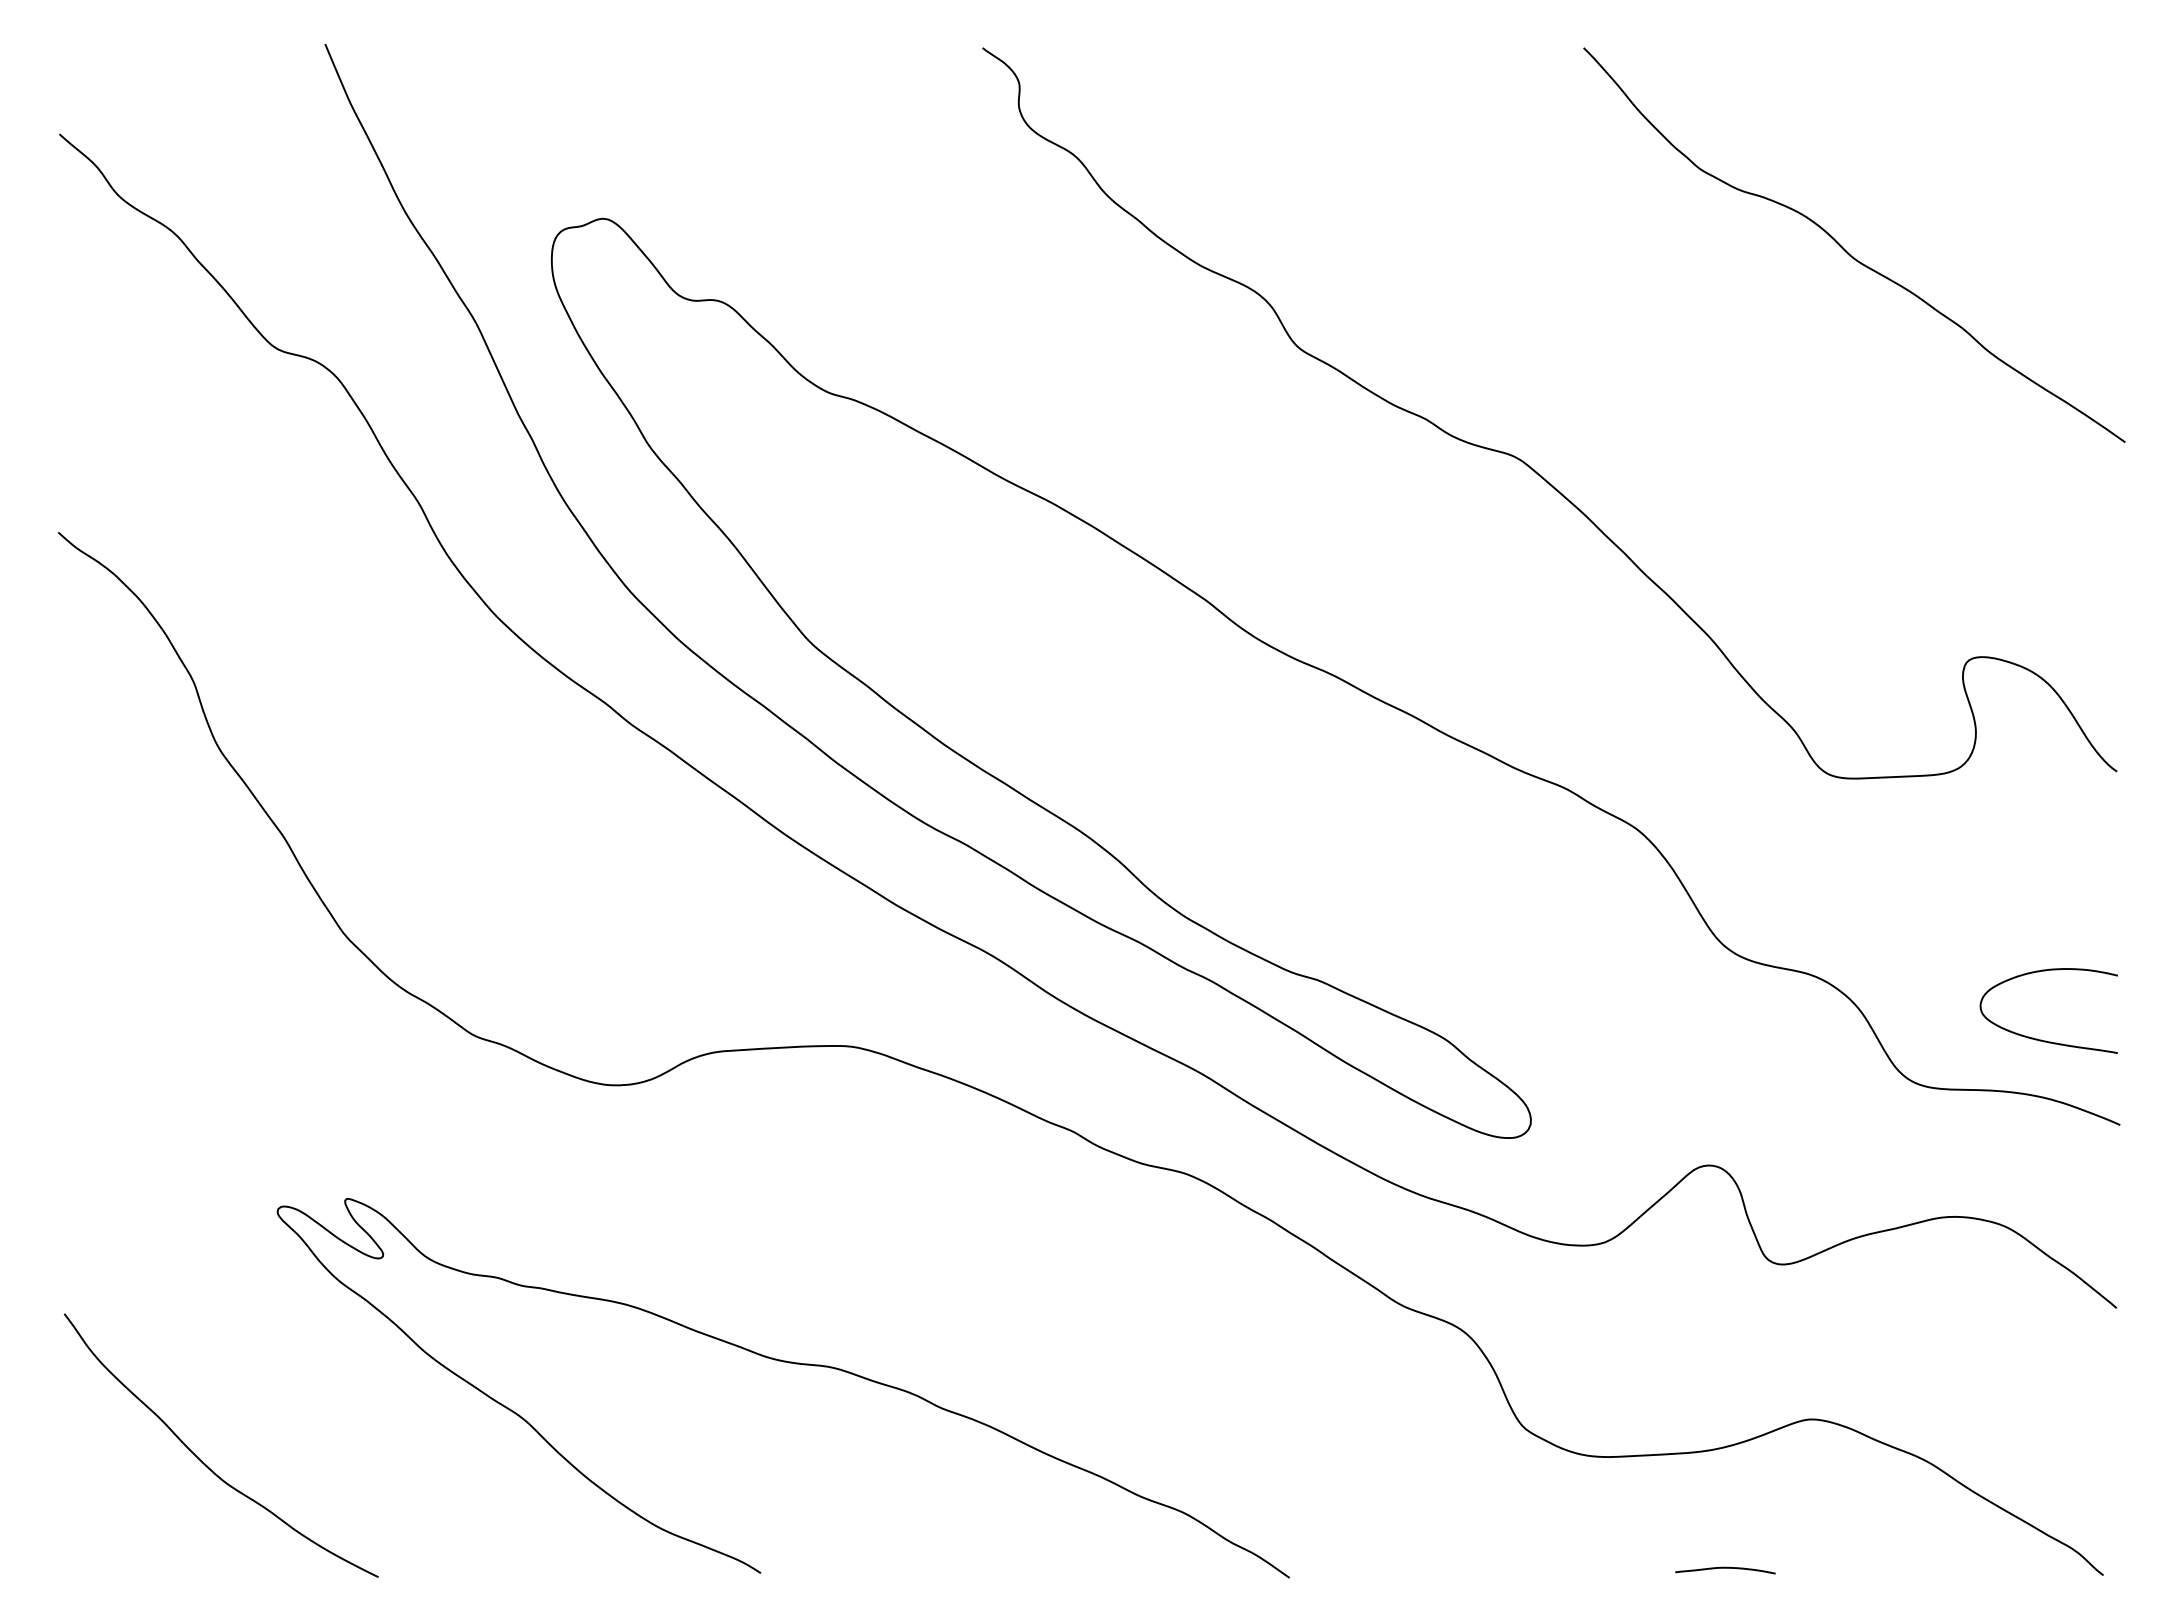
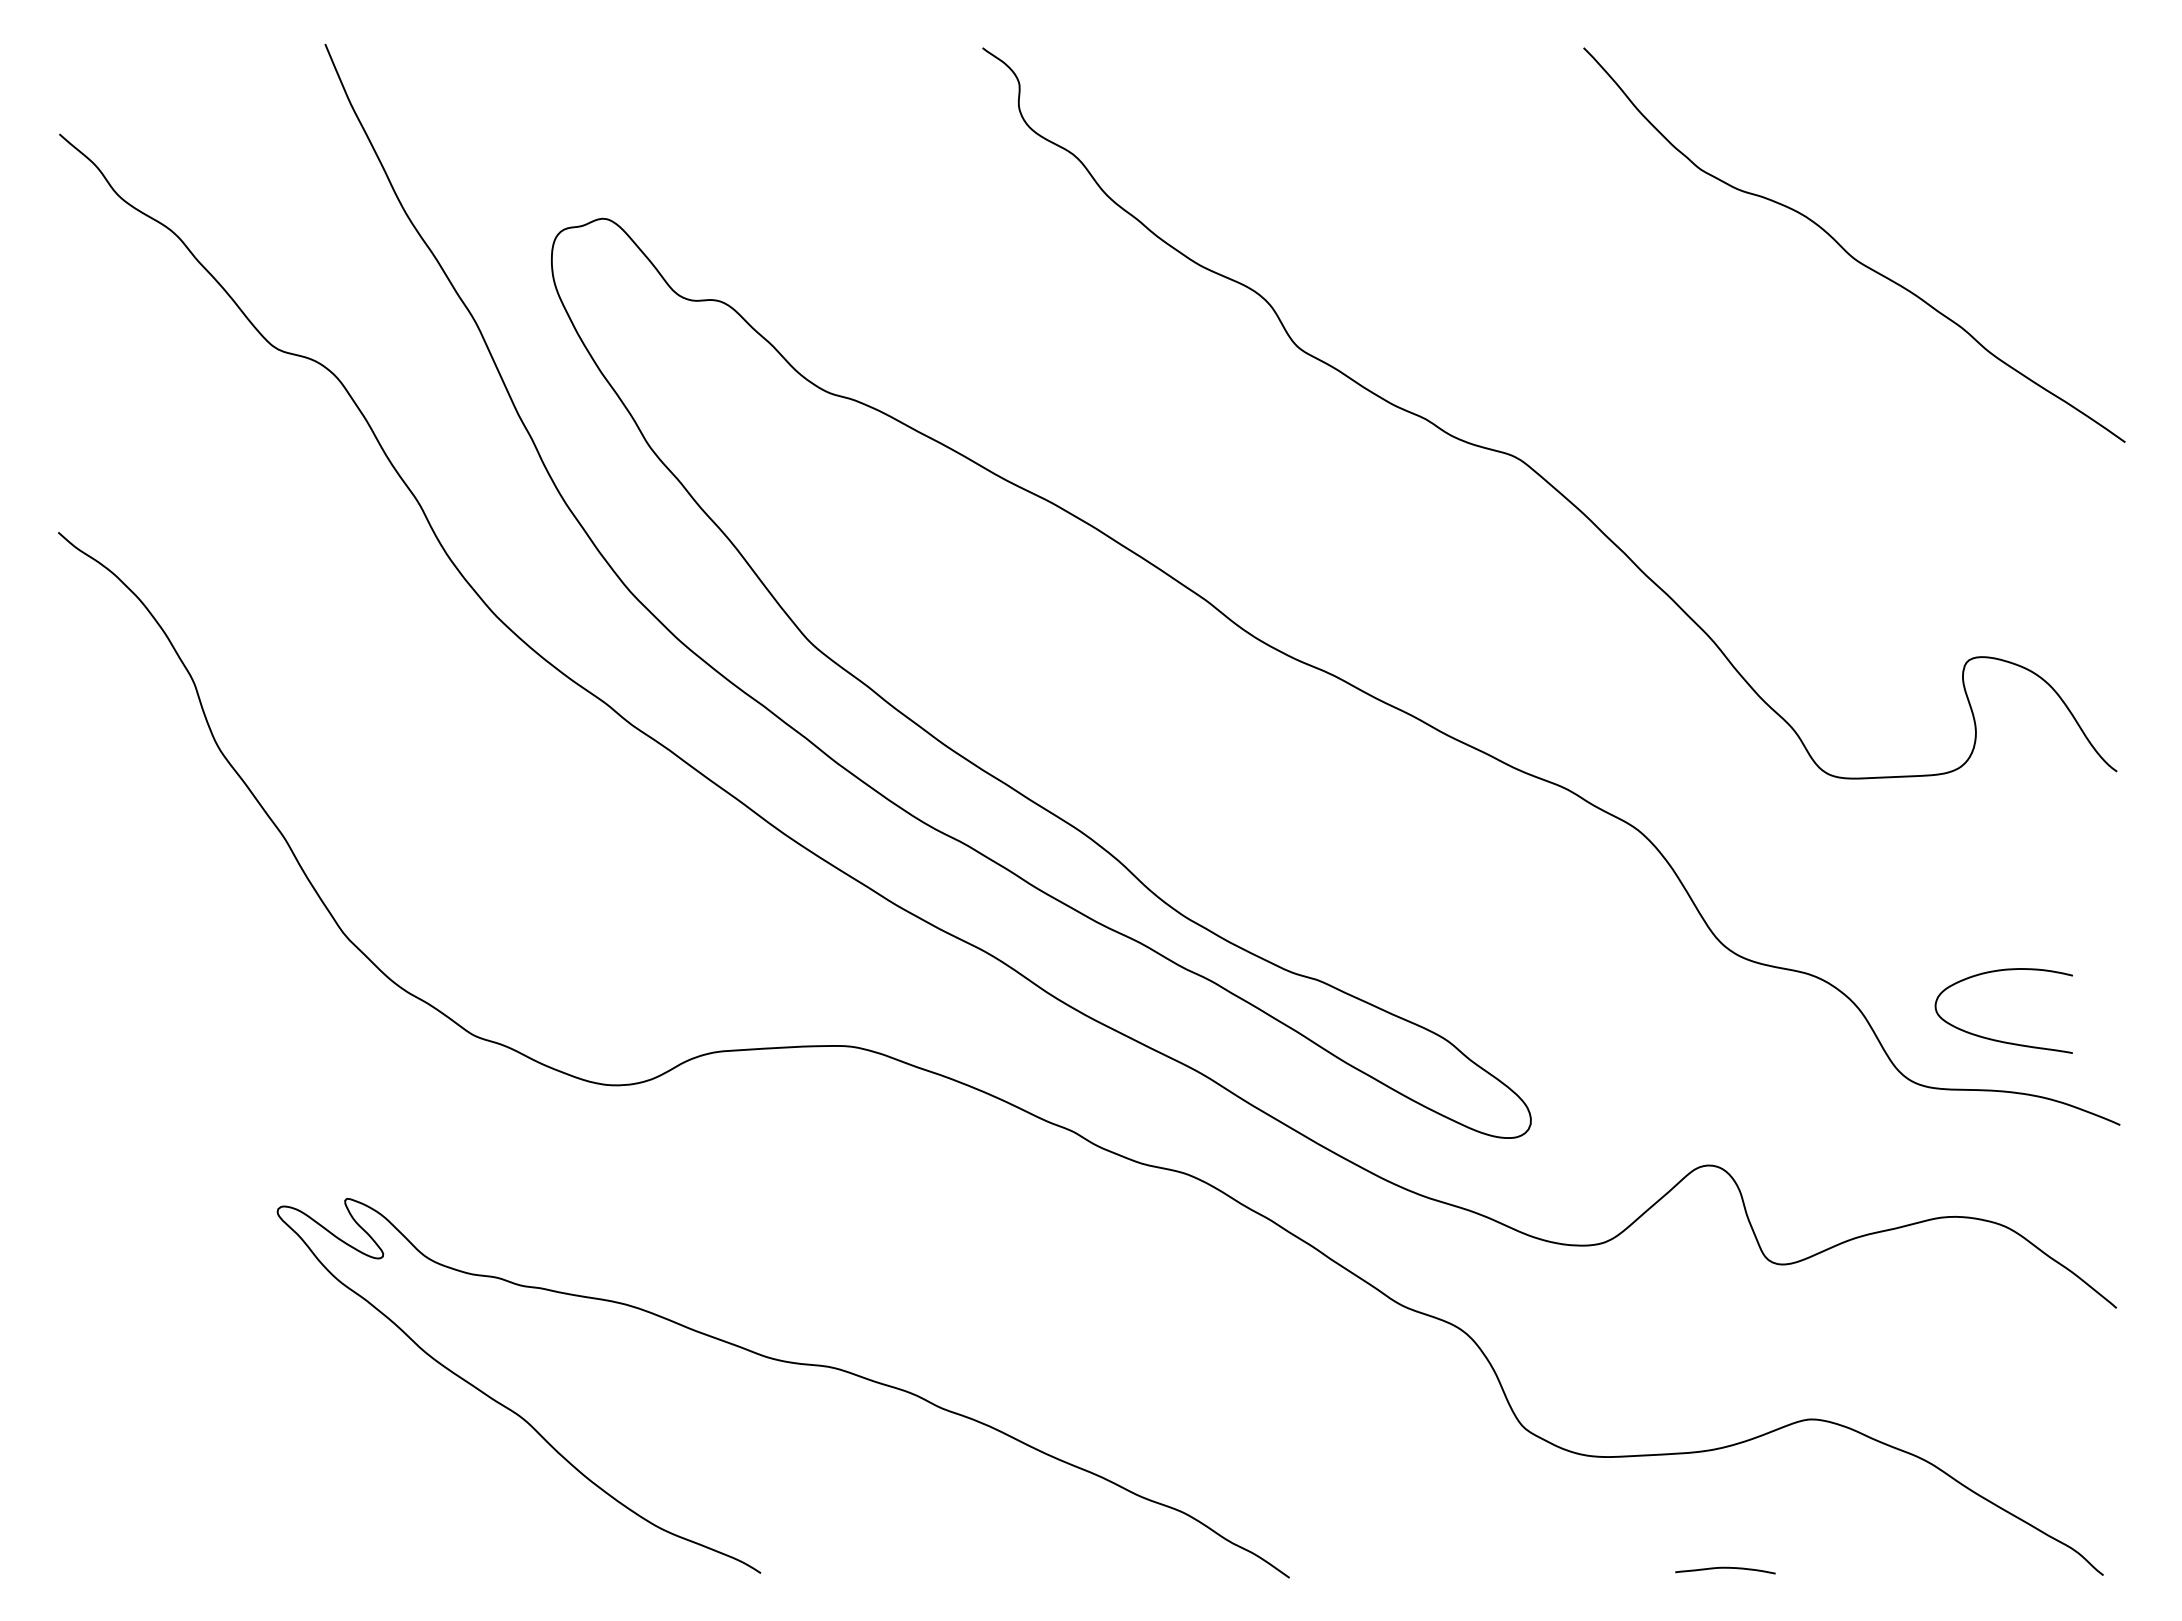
curve position: (2041, 1039) -> (1996, 1039) (1996, 1039)
curve: present -> none (204, 1462)
